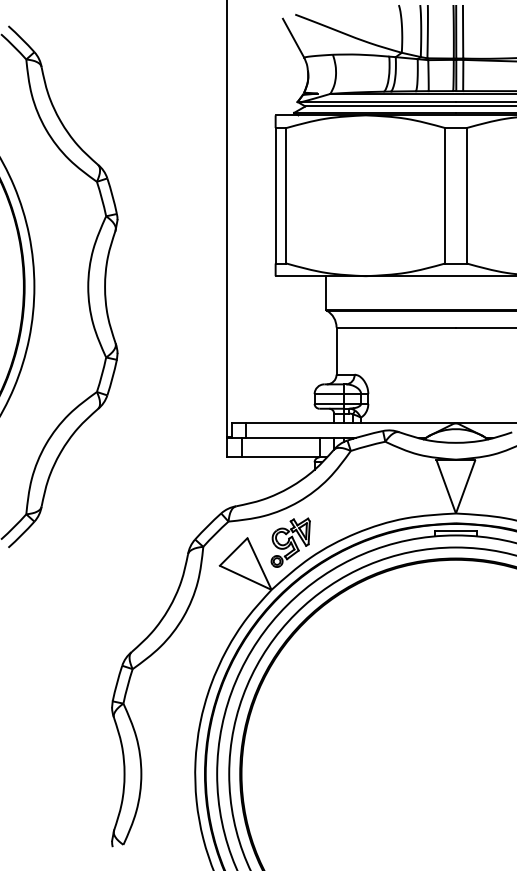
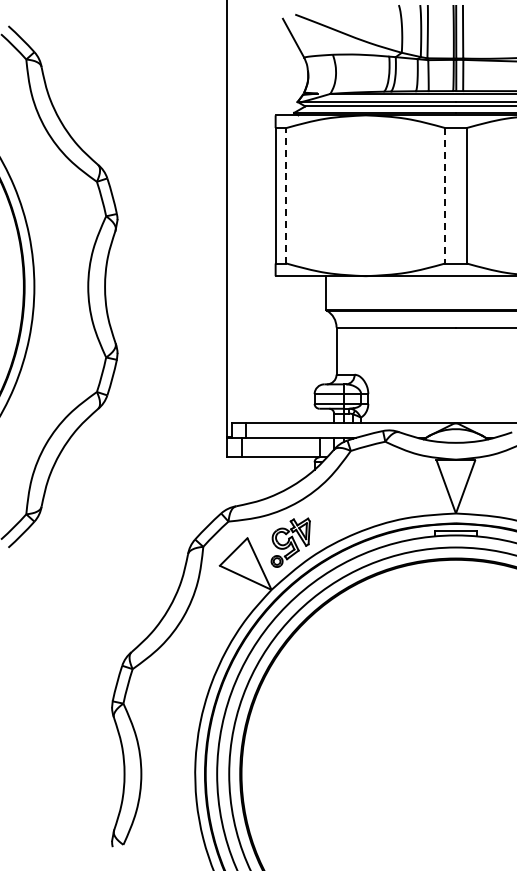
line: solid -> dashed (286, 195)
line: solid -> dashed (445, 195)
